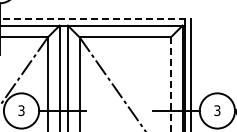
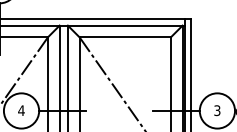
line: dashed -> solid (95, 19)
line: dashed -> solid (170, 84)
text: 3 -> 4 (21, 110)
